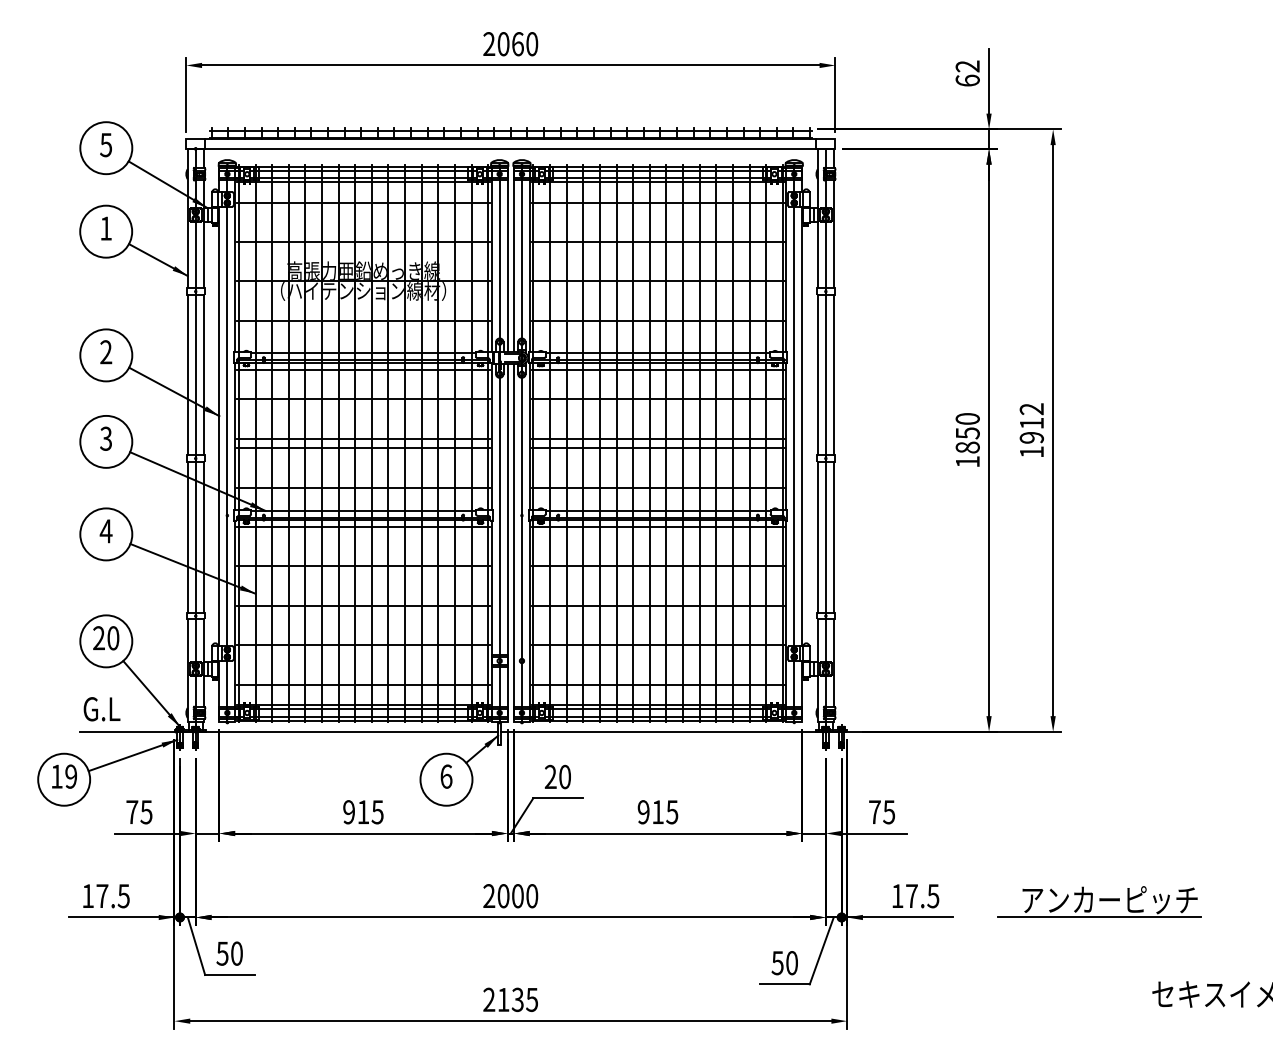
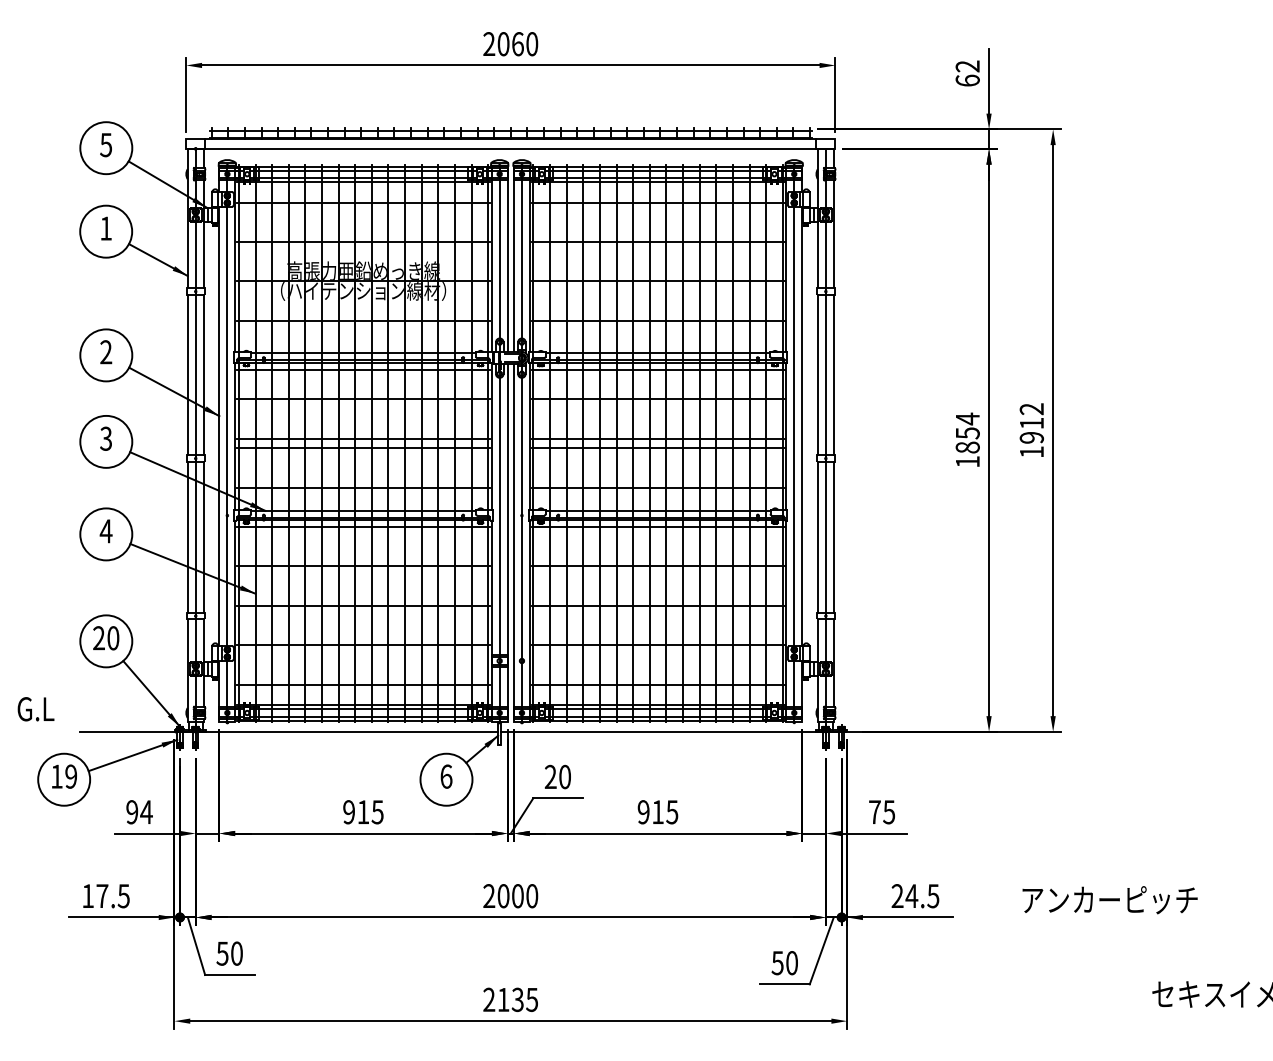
text: 1850 -> 1854 (967, 418)
text position: (101, 709) -> (35, 709) (35, 709)
text: 75 -> 94 (139, 812)
text: 17.5 -> 24.5 (904, 895)
line: present -> none (1099, 917)
